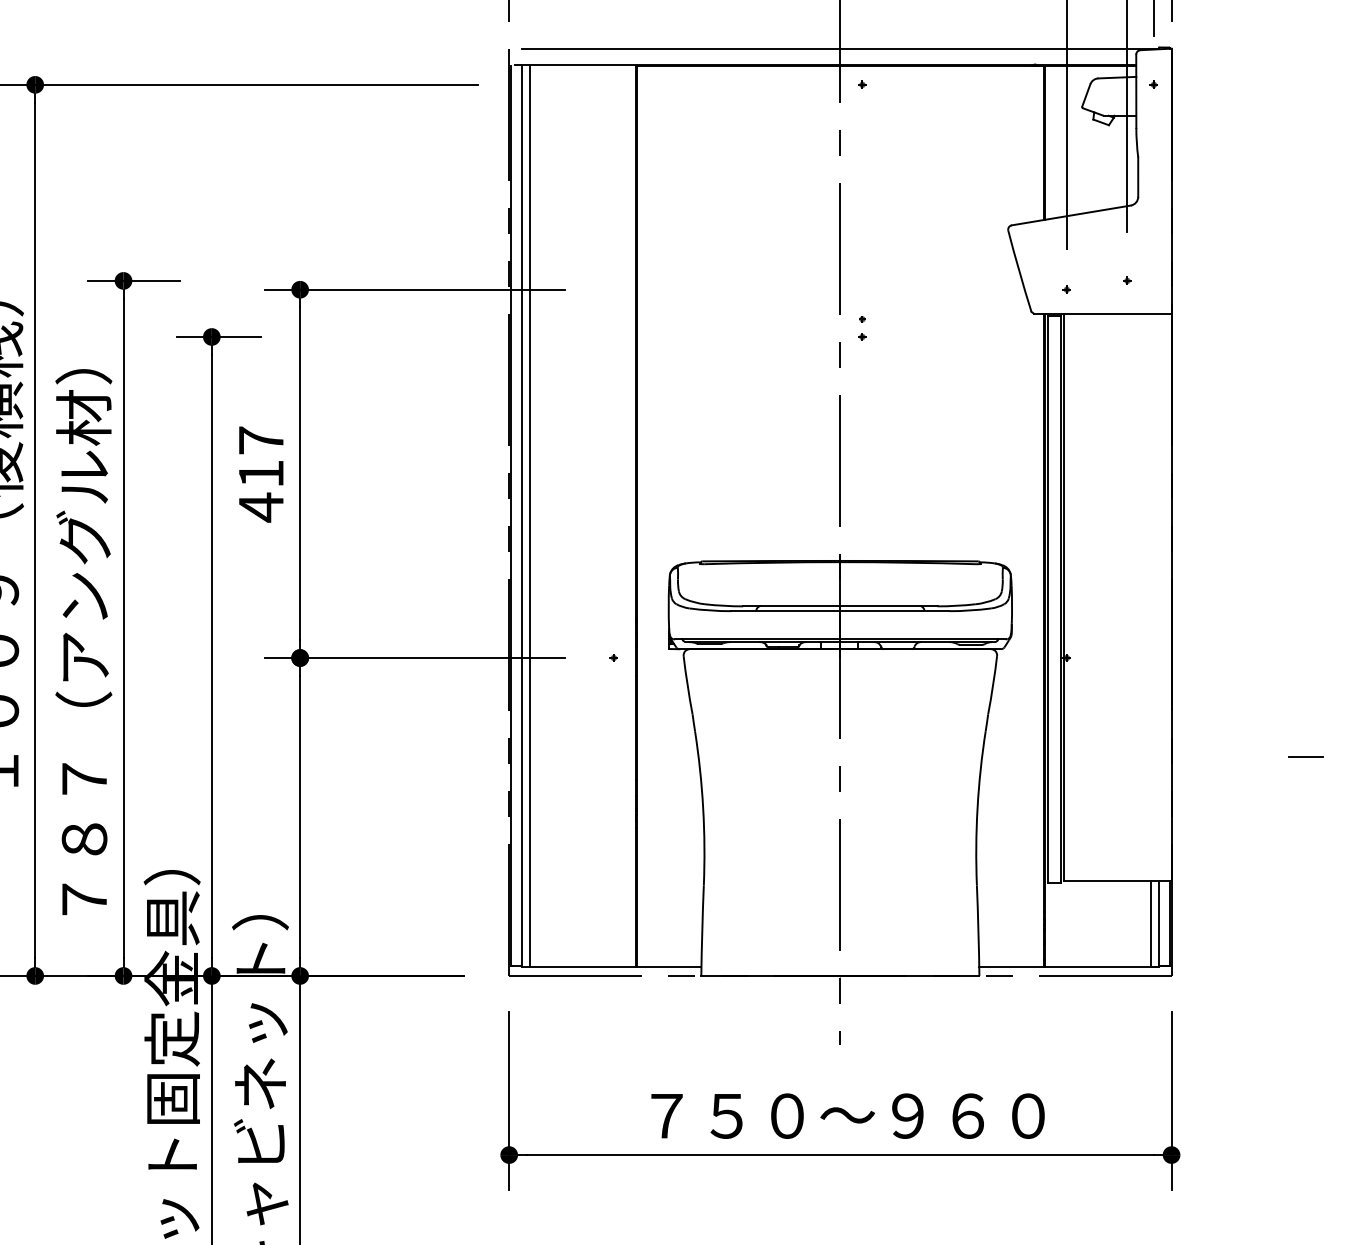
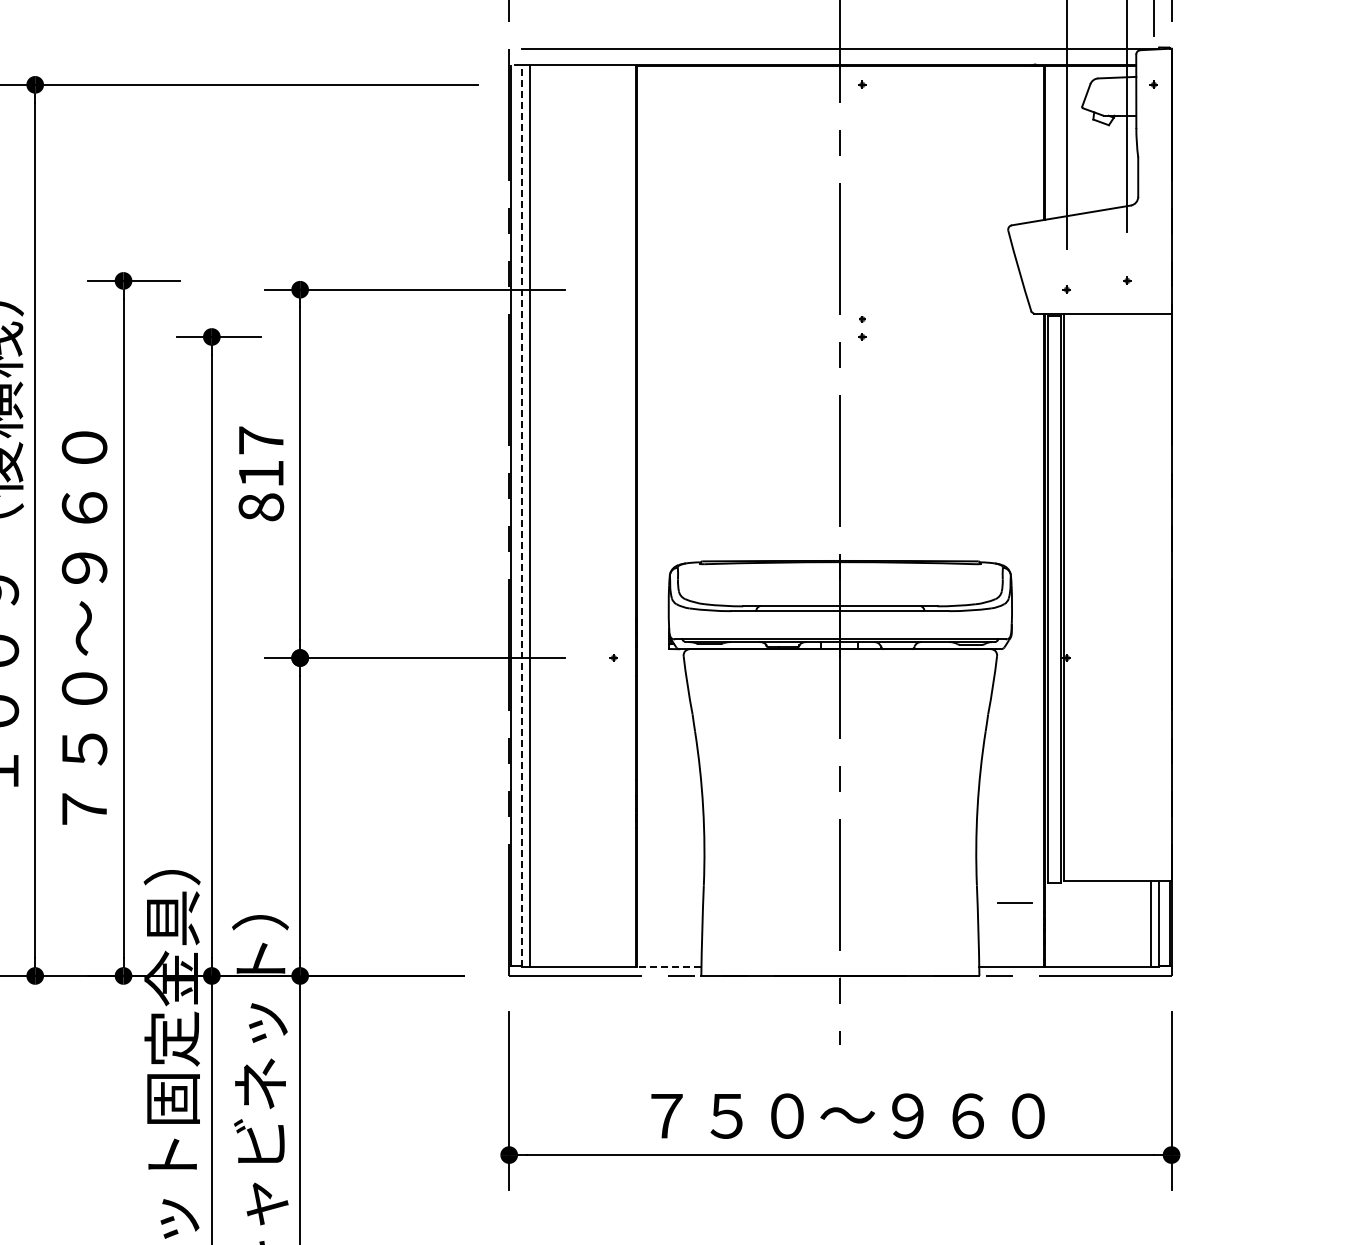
text: 417 -> 817 (261, 507)
line: solid -> dashed (521, 516)
text: ７８７（アングル材） -> ７５０～９６０ (83, 642)
line position: (1305, 756) -> (1014, 902) (1014, 902)
line: solid -> dashed (668, 967)
